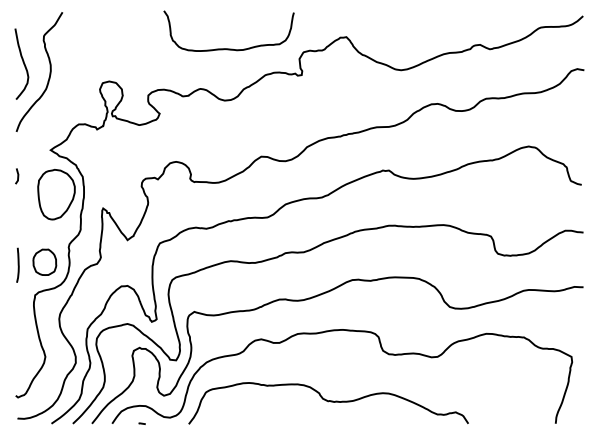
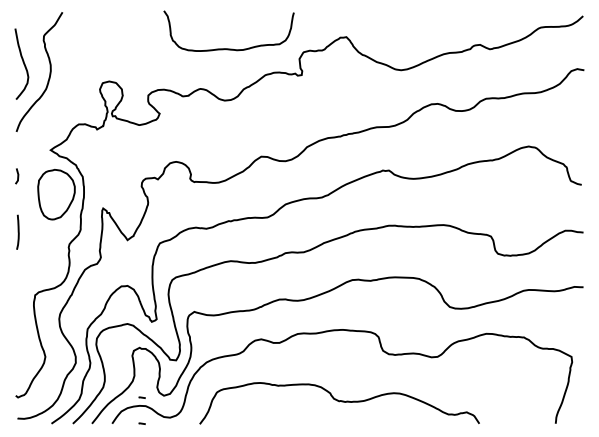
part: present -> none (44, 261)
line position: (17, 264) -> (17, 231) (17, 231)
line: none -> present (141, 397)
curve position: (328, 402) -> (339, 402) (339, 402)
